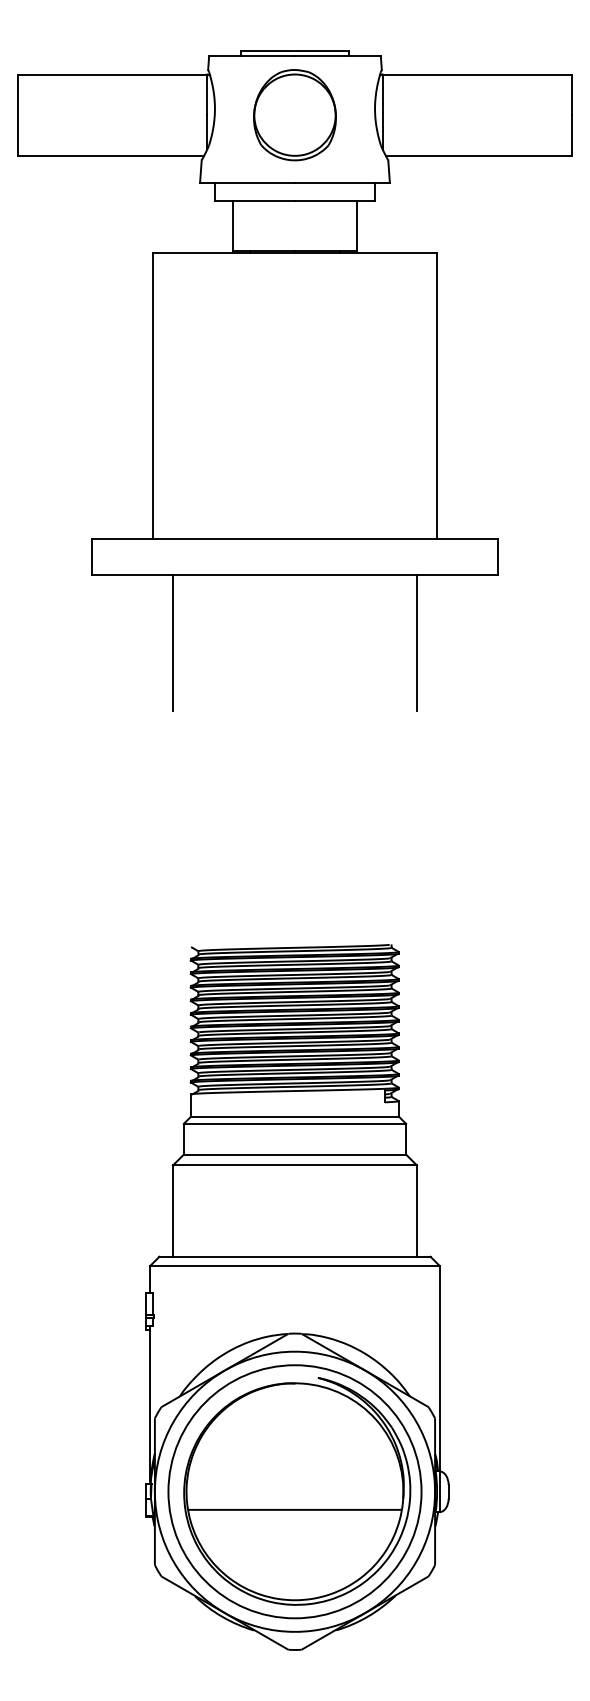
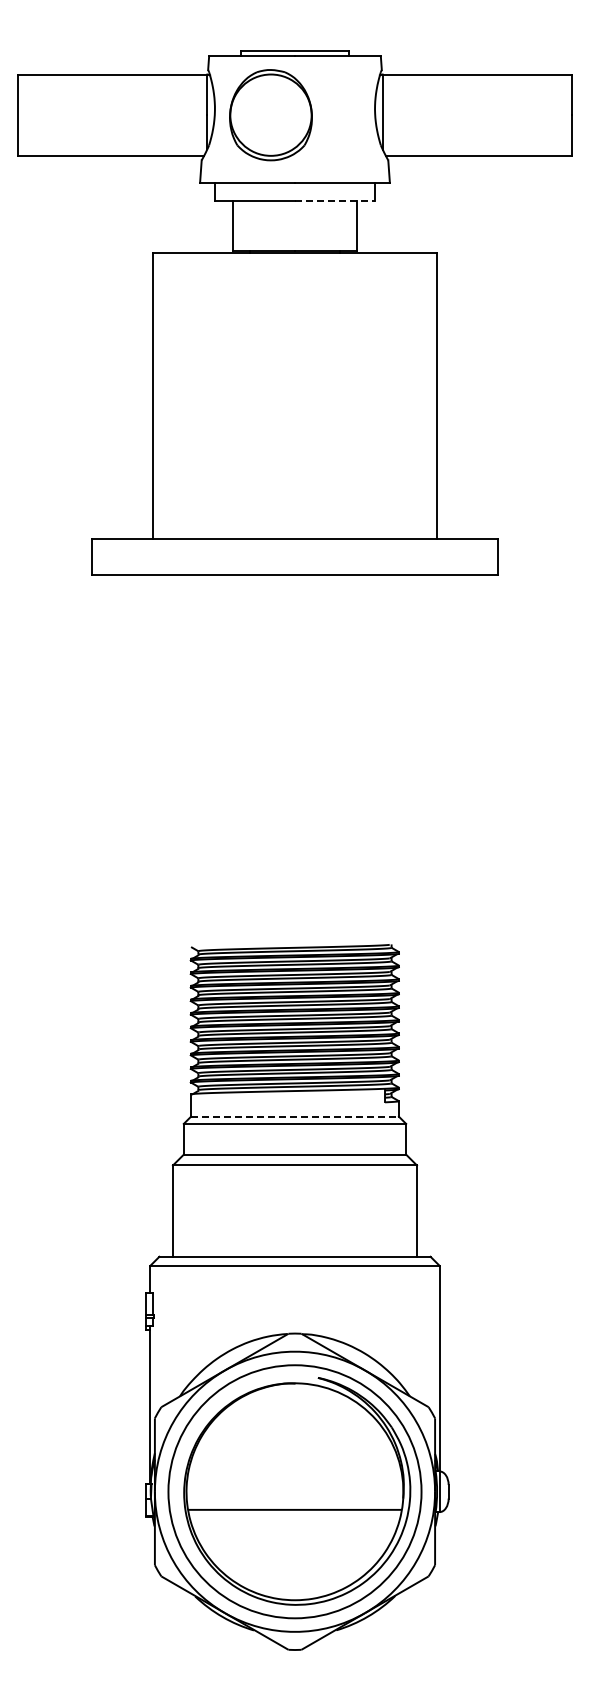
part position: (294, 115) -> (270, 115) (270, 115)
line: solid -> dashed (335, 201)
line: present -> none (172, 642)
line: present -> none (417, 642)
line: solid -> dashed (294, 1116)
